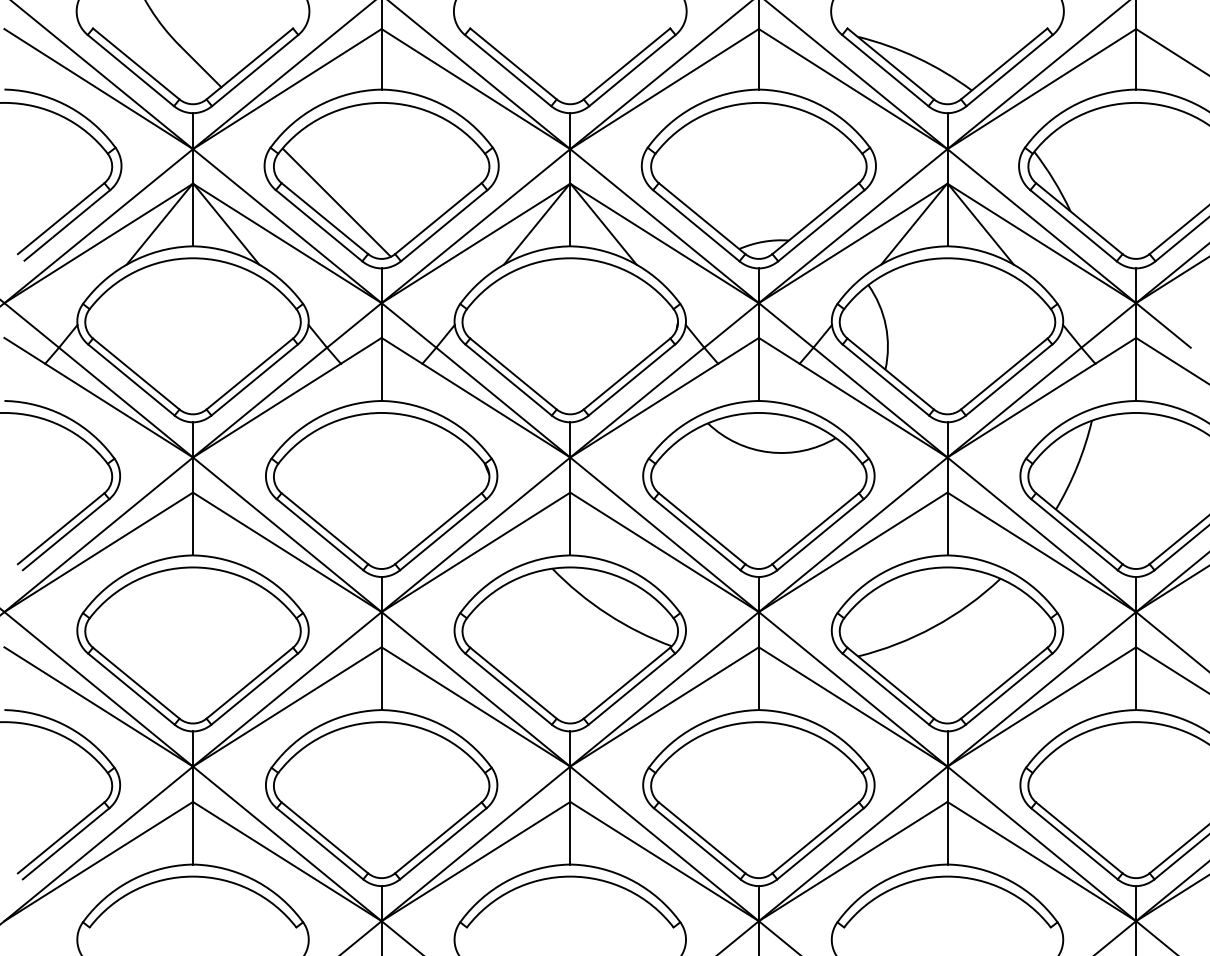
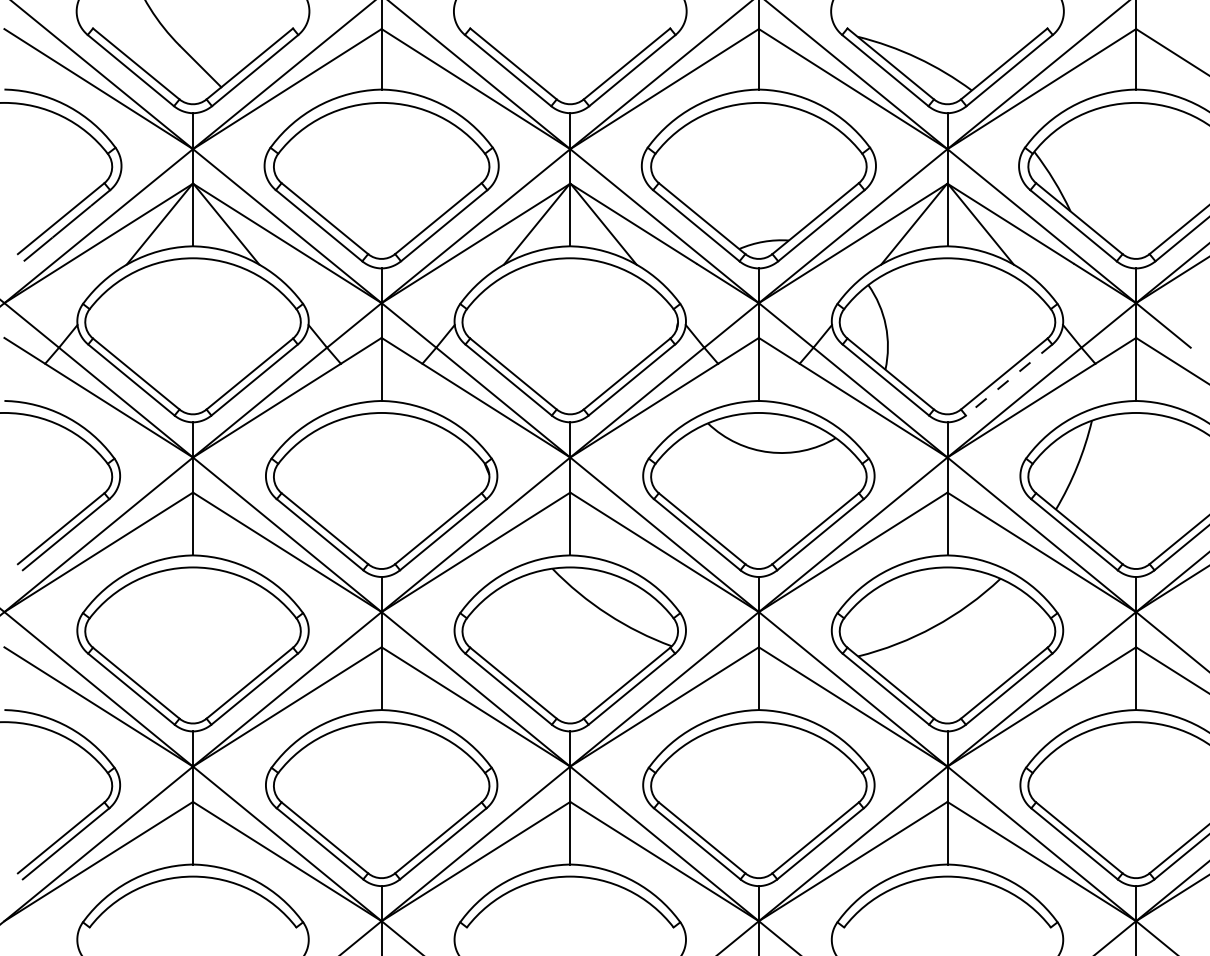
line: present -> none (336, 202)
line: solid -> dashed (1009, 380)
